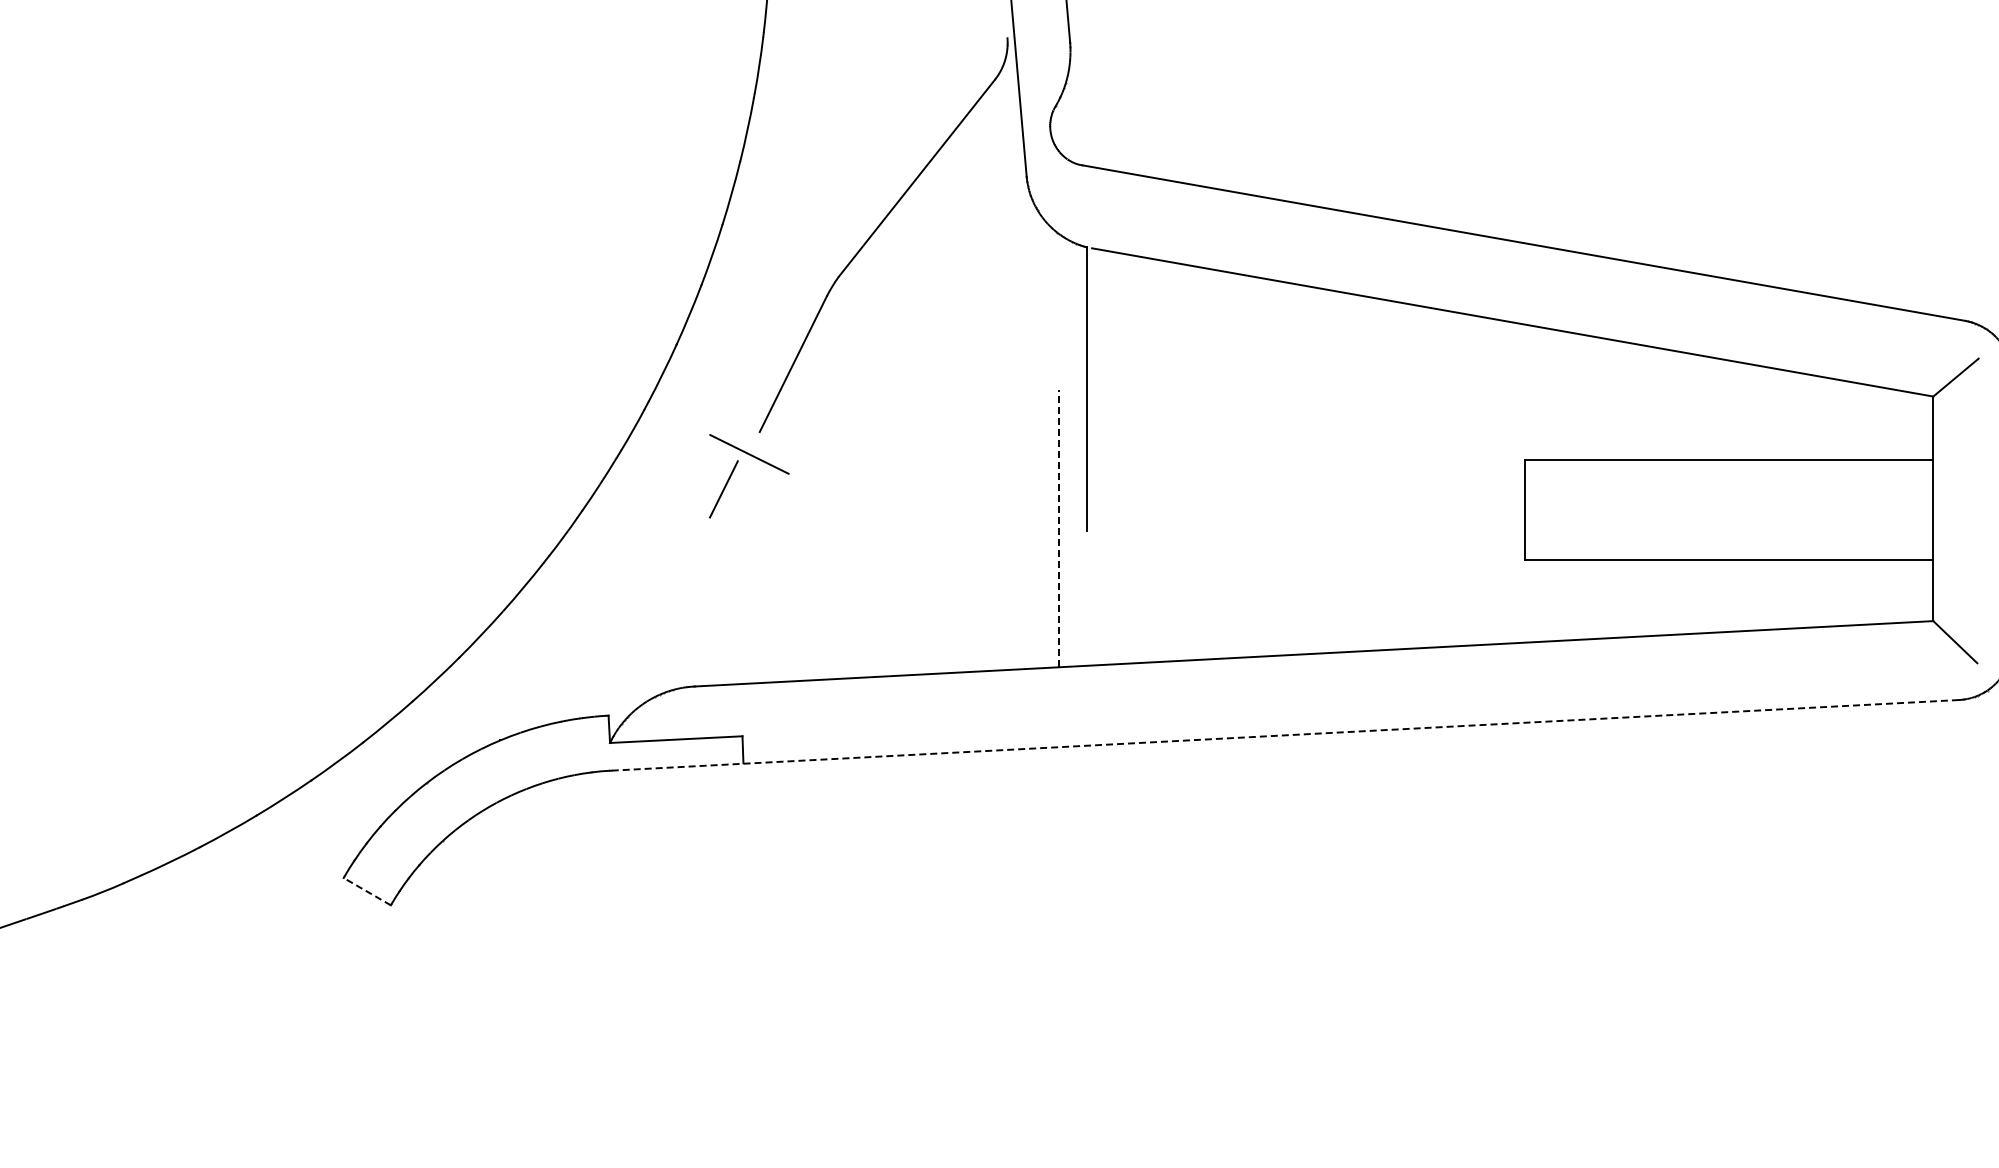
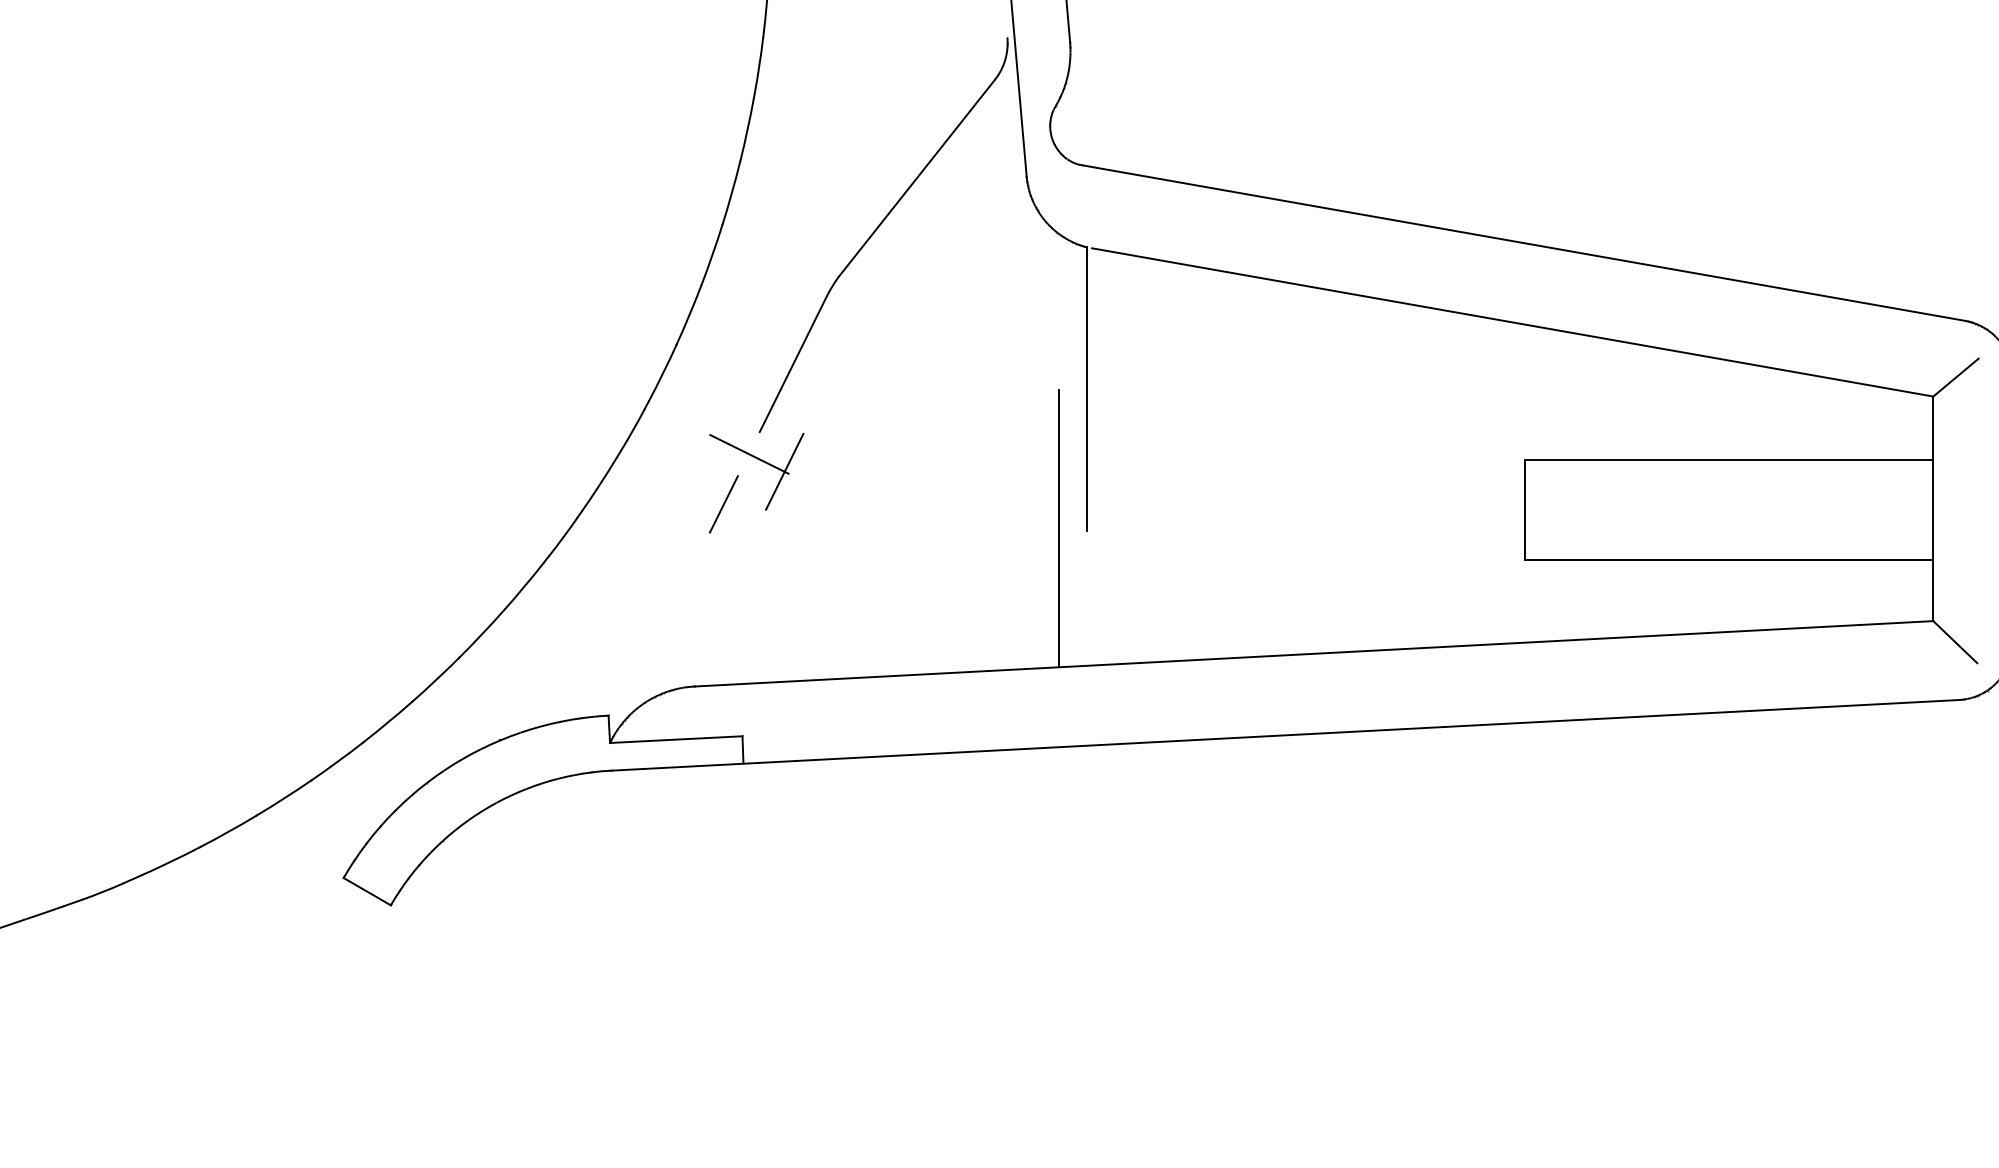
line: none -> present (784, 471)
line position: (723, 489) -> (723, 504) (723, 504)
line: dashed -> solid (1059, 528)
line: dashed -> solid (1285, 735)
line: dashed -> solid (366, 891)
